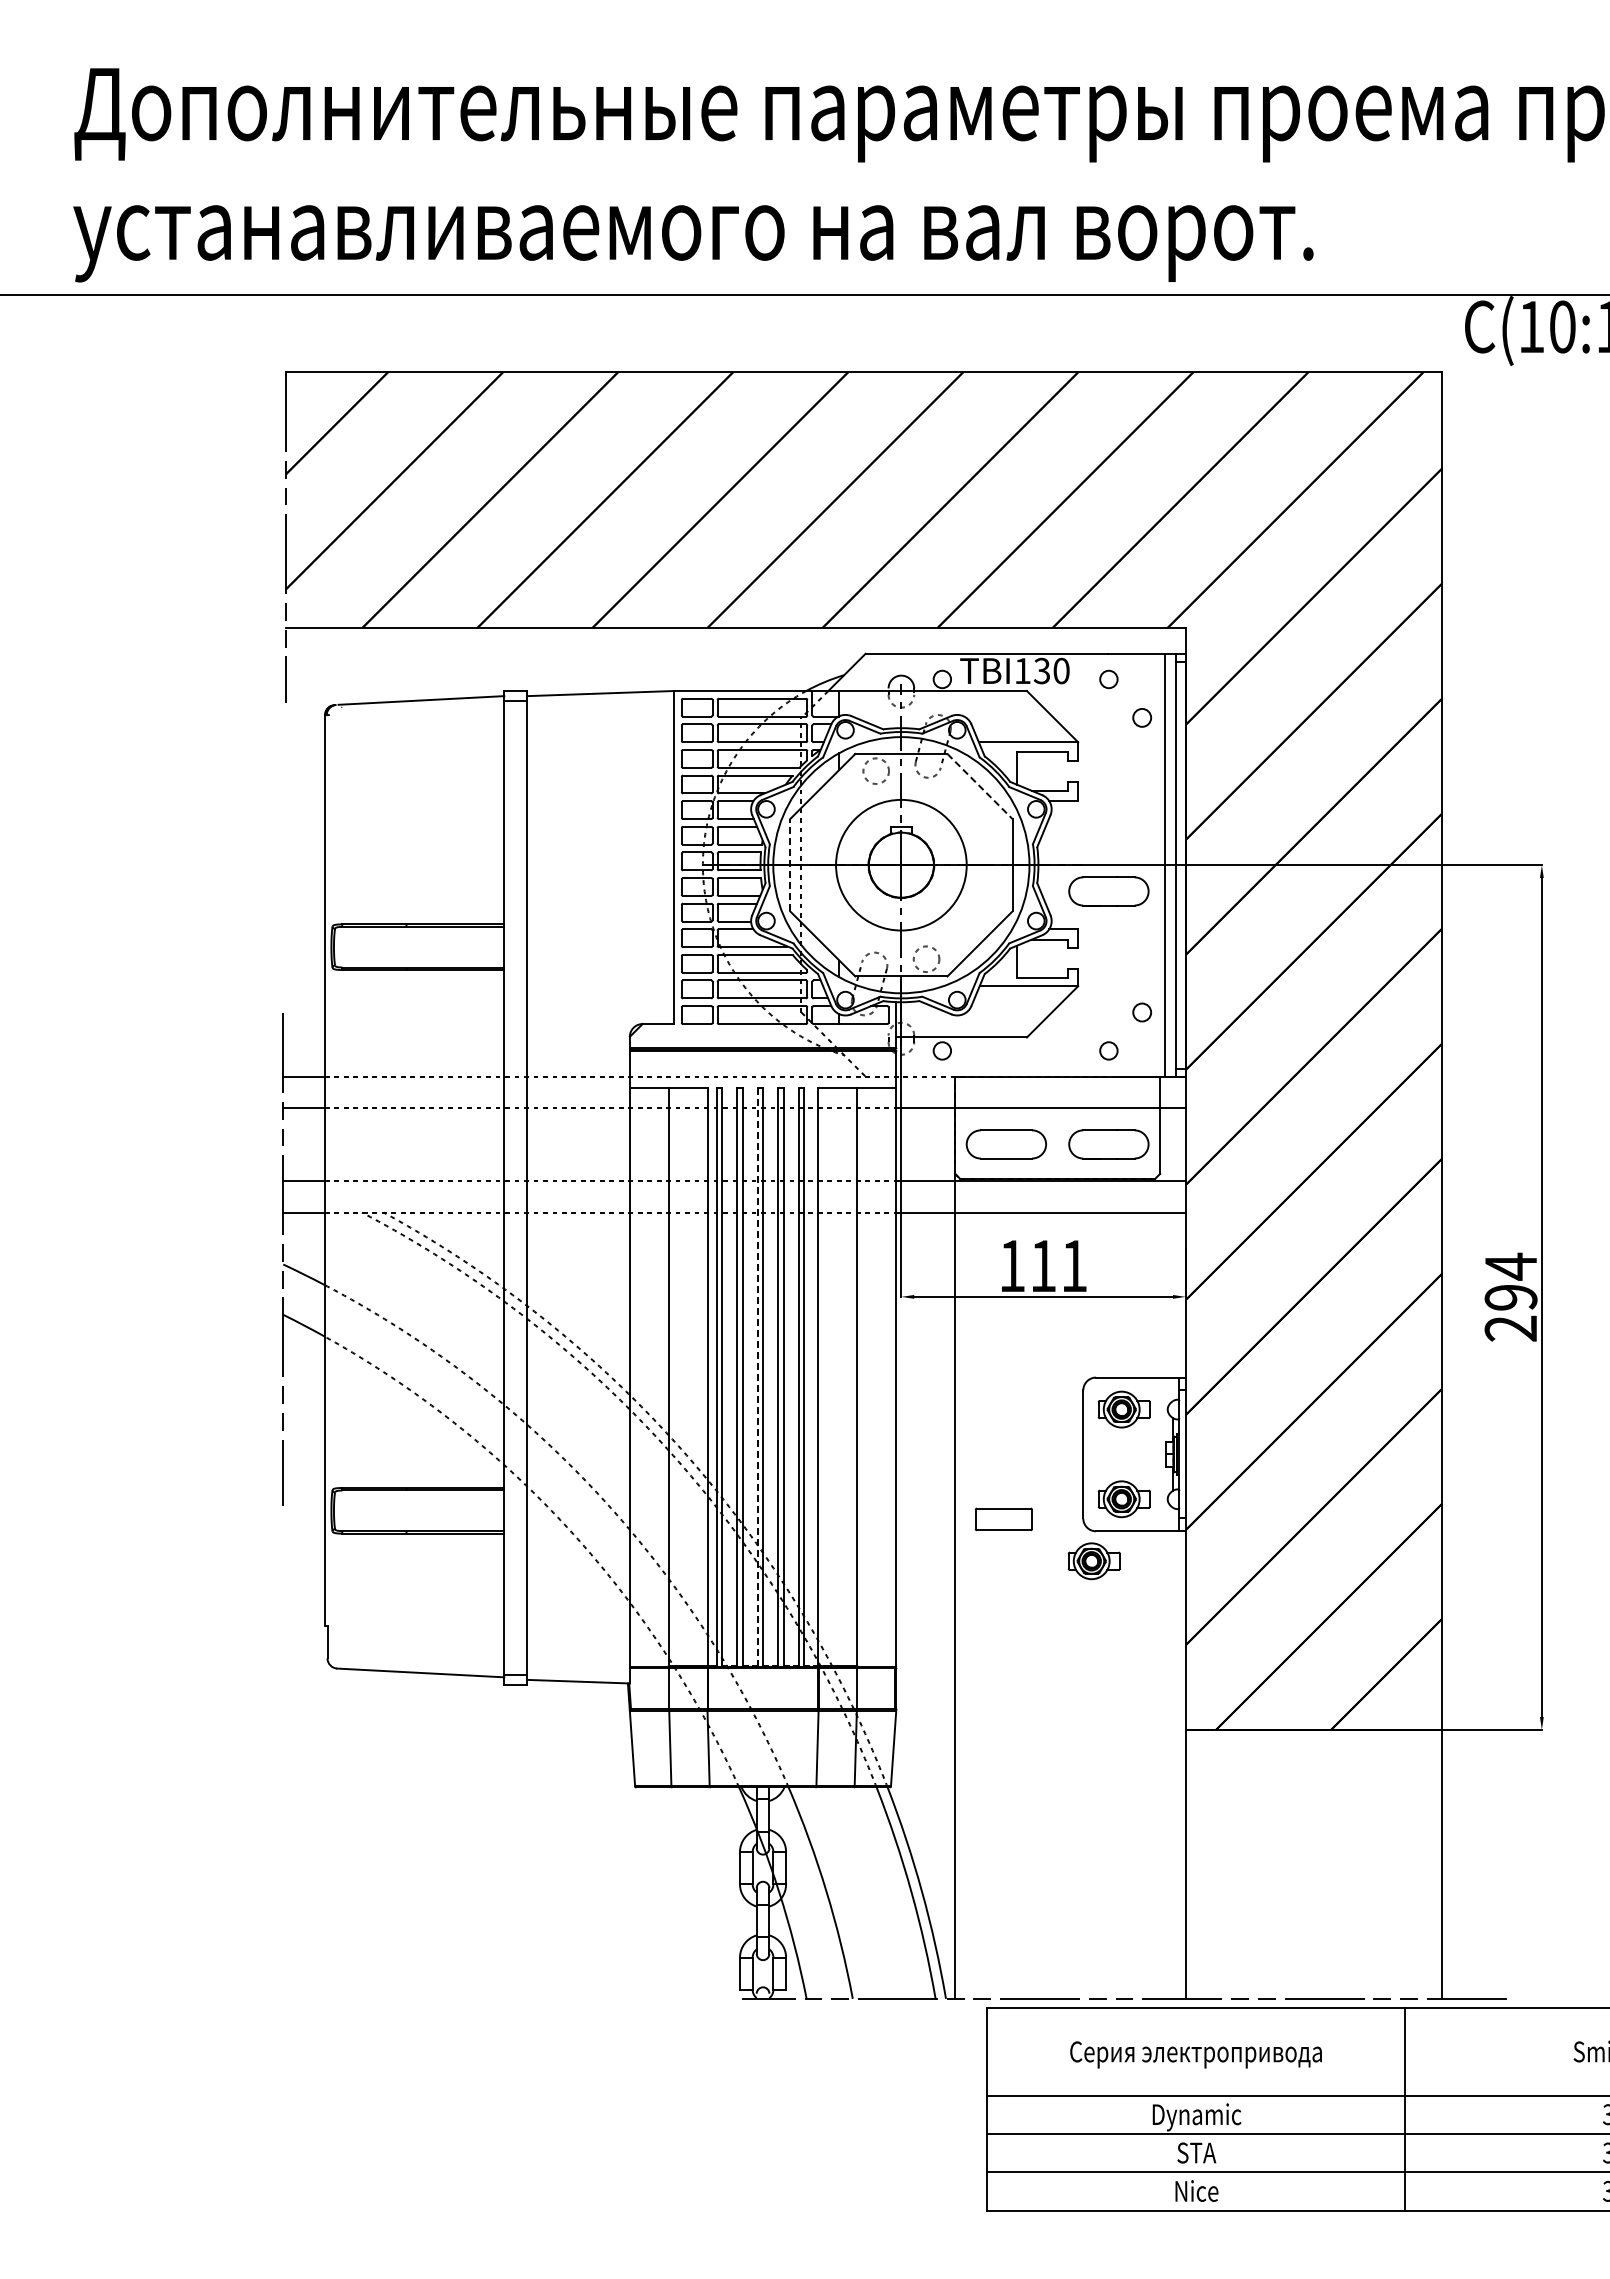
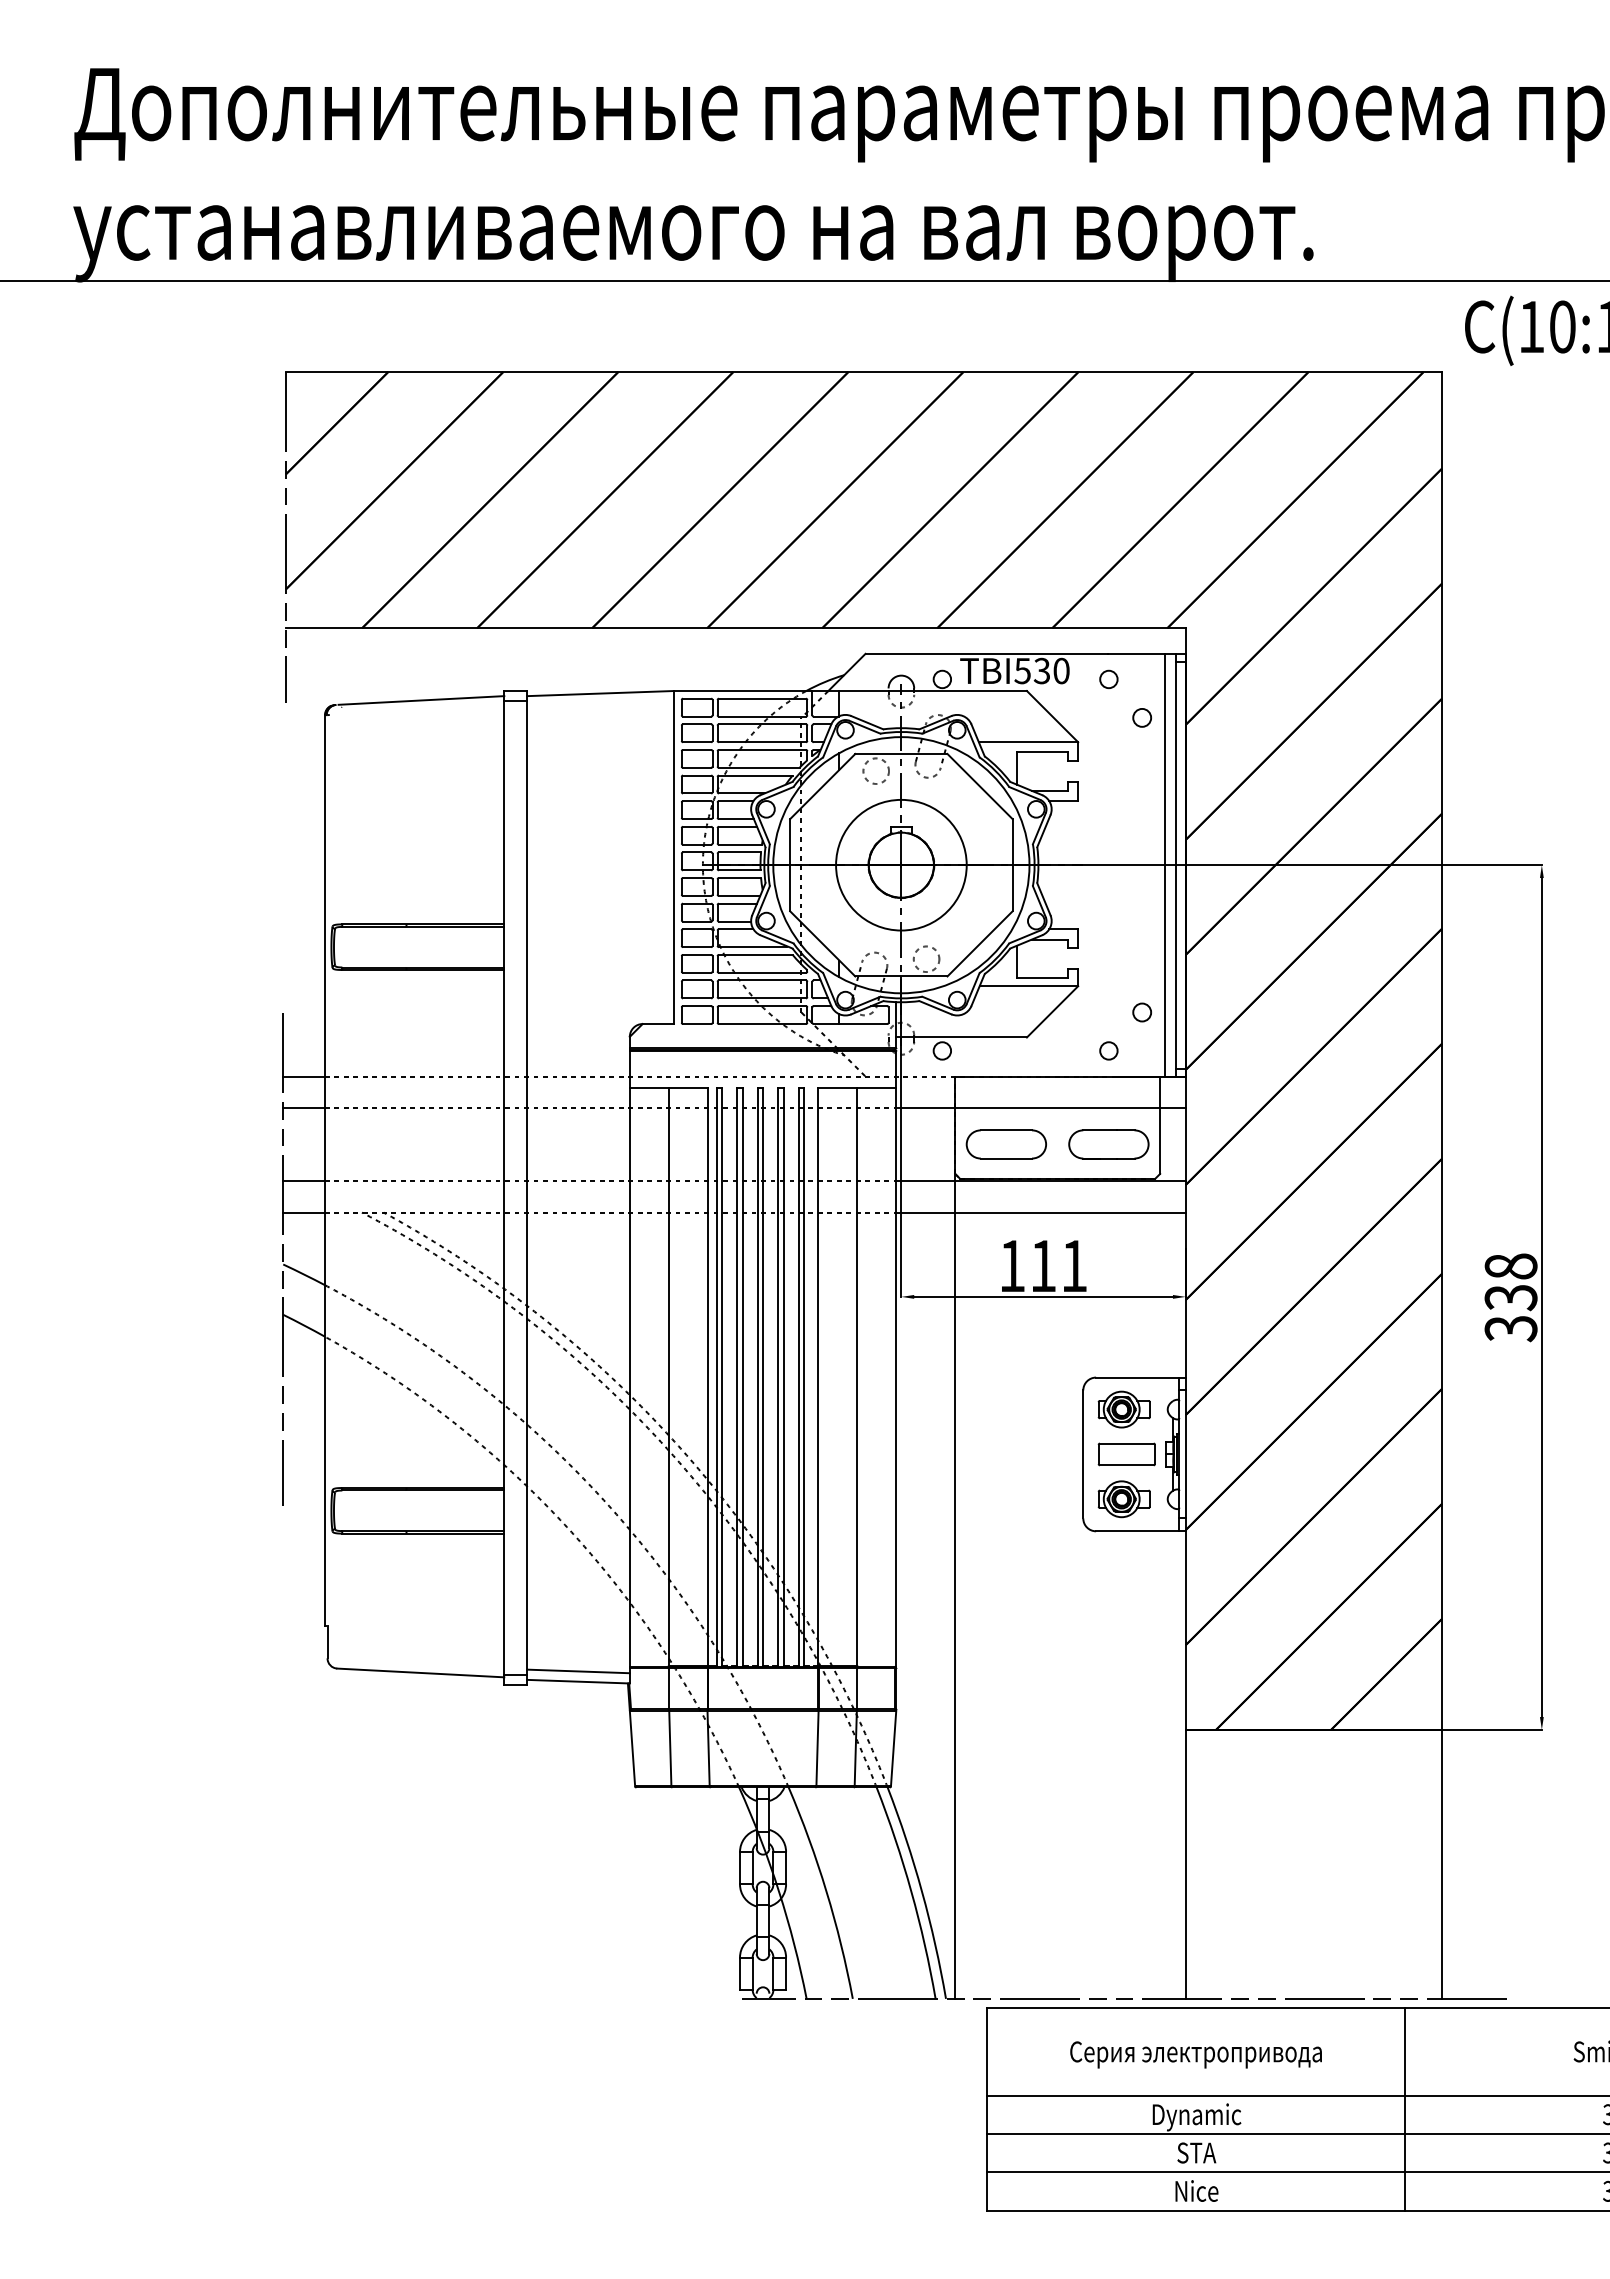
line position: (804, 294) -> (804, 280) (804, 280)
text: TBI130 -> TBI530 (1022, 671)
line: dashed -> solid (980, 786)
line: dashed -> solid (790, 864)
part: present -> none (1108, 891)
text: 294 -> 338 (1510, 1297)
line: dashed -> solid (757, 1377)
part position: (1003, 1519) -> (1126, 1454) (1126, 1454)
part: present -> none (1093, 1561)
line: none -> present (578, 1671)
